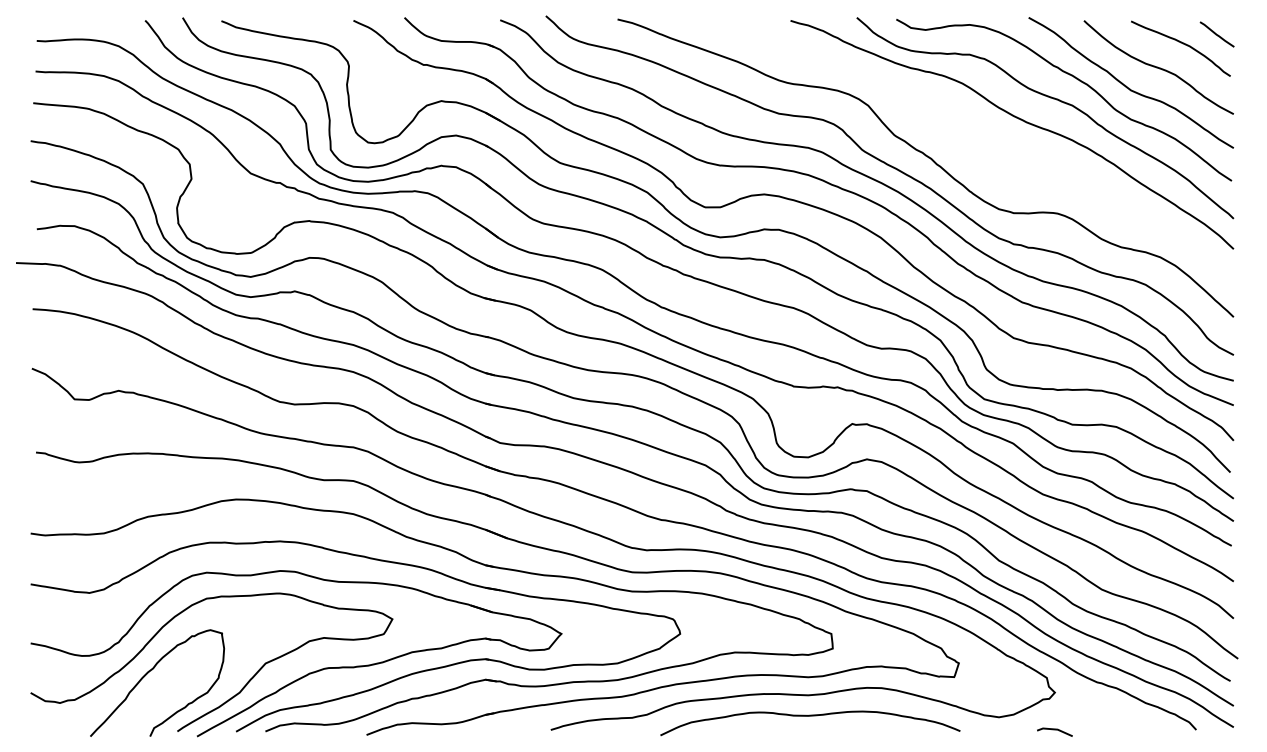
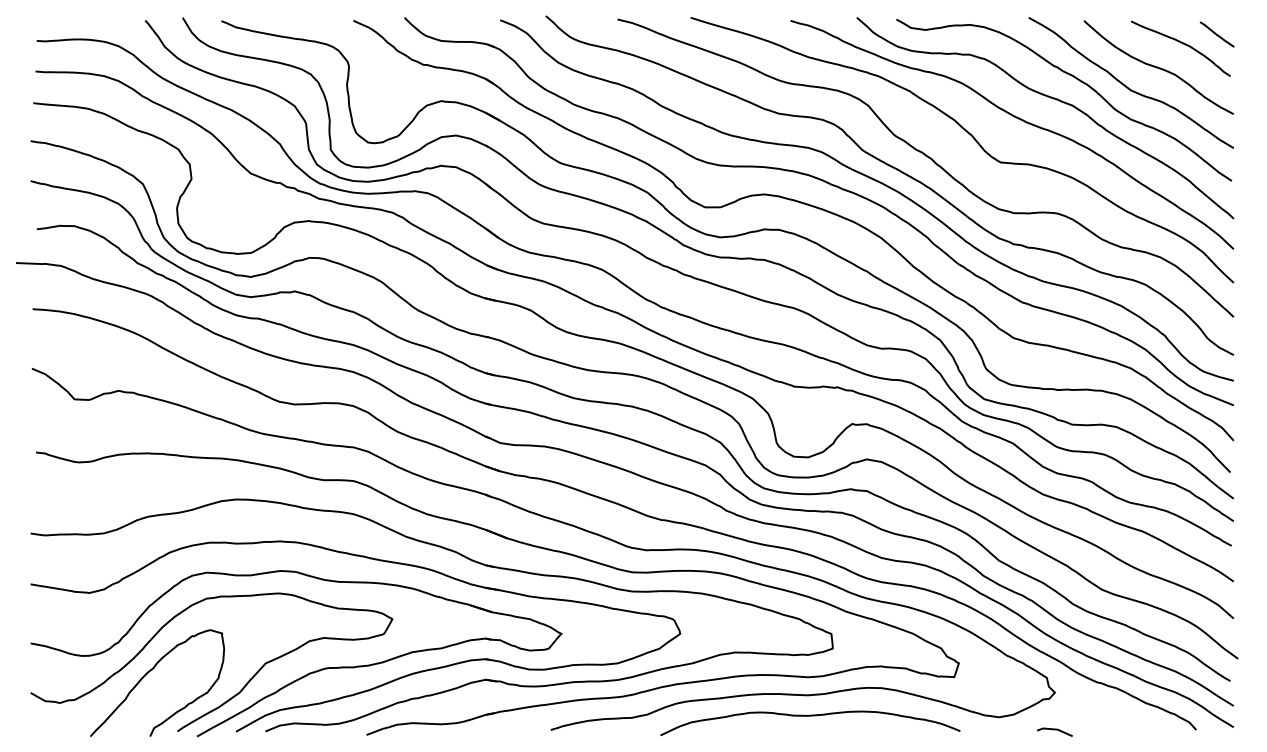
curve: none -> present (973, 139)
